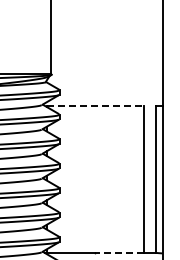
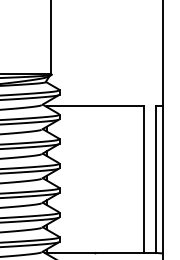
line: dashed -> solid (95, 105)
line: dashed -> solid (119, 252)
